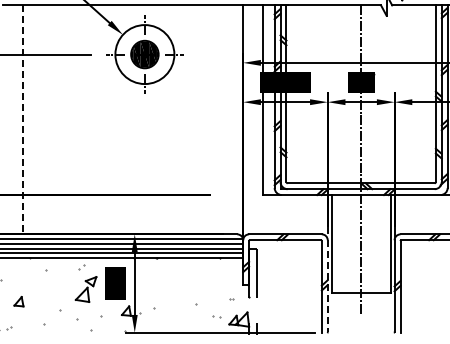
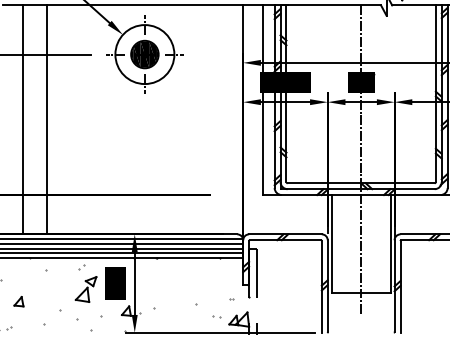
line: none -> present (46, 119)
line: dashed -> solid (23, 120)
line: dashed -> solid (327, 286)
